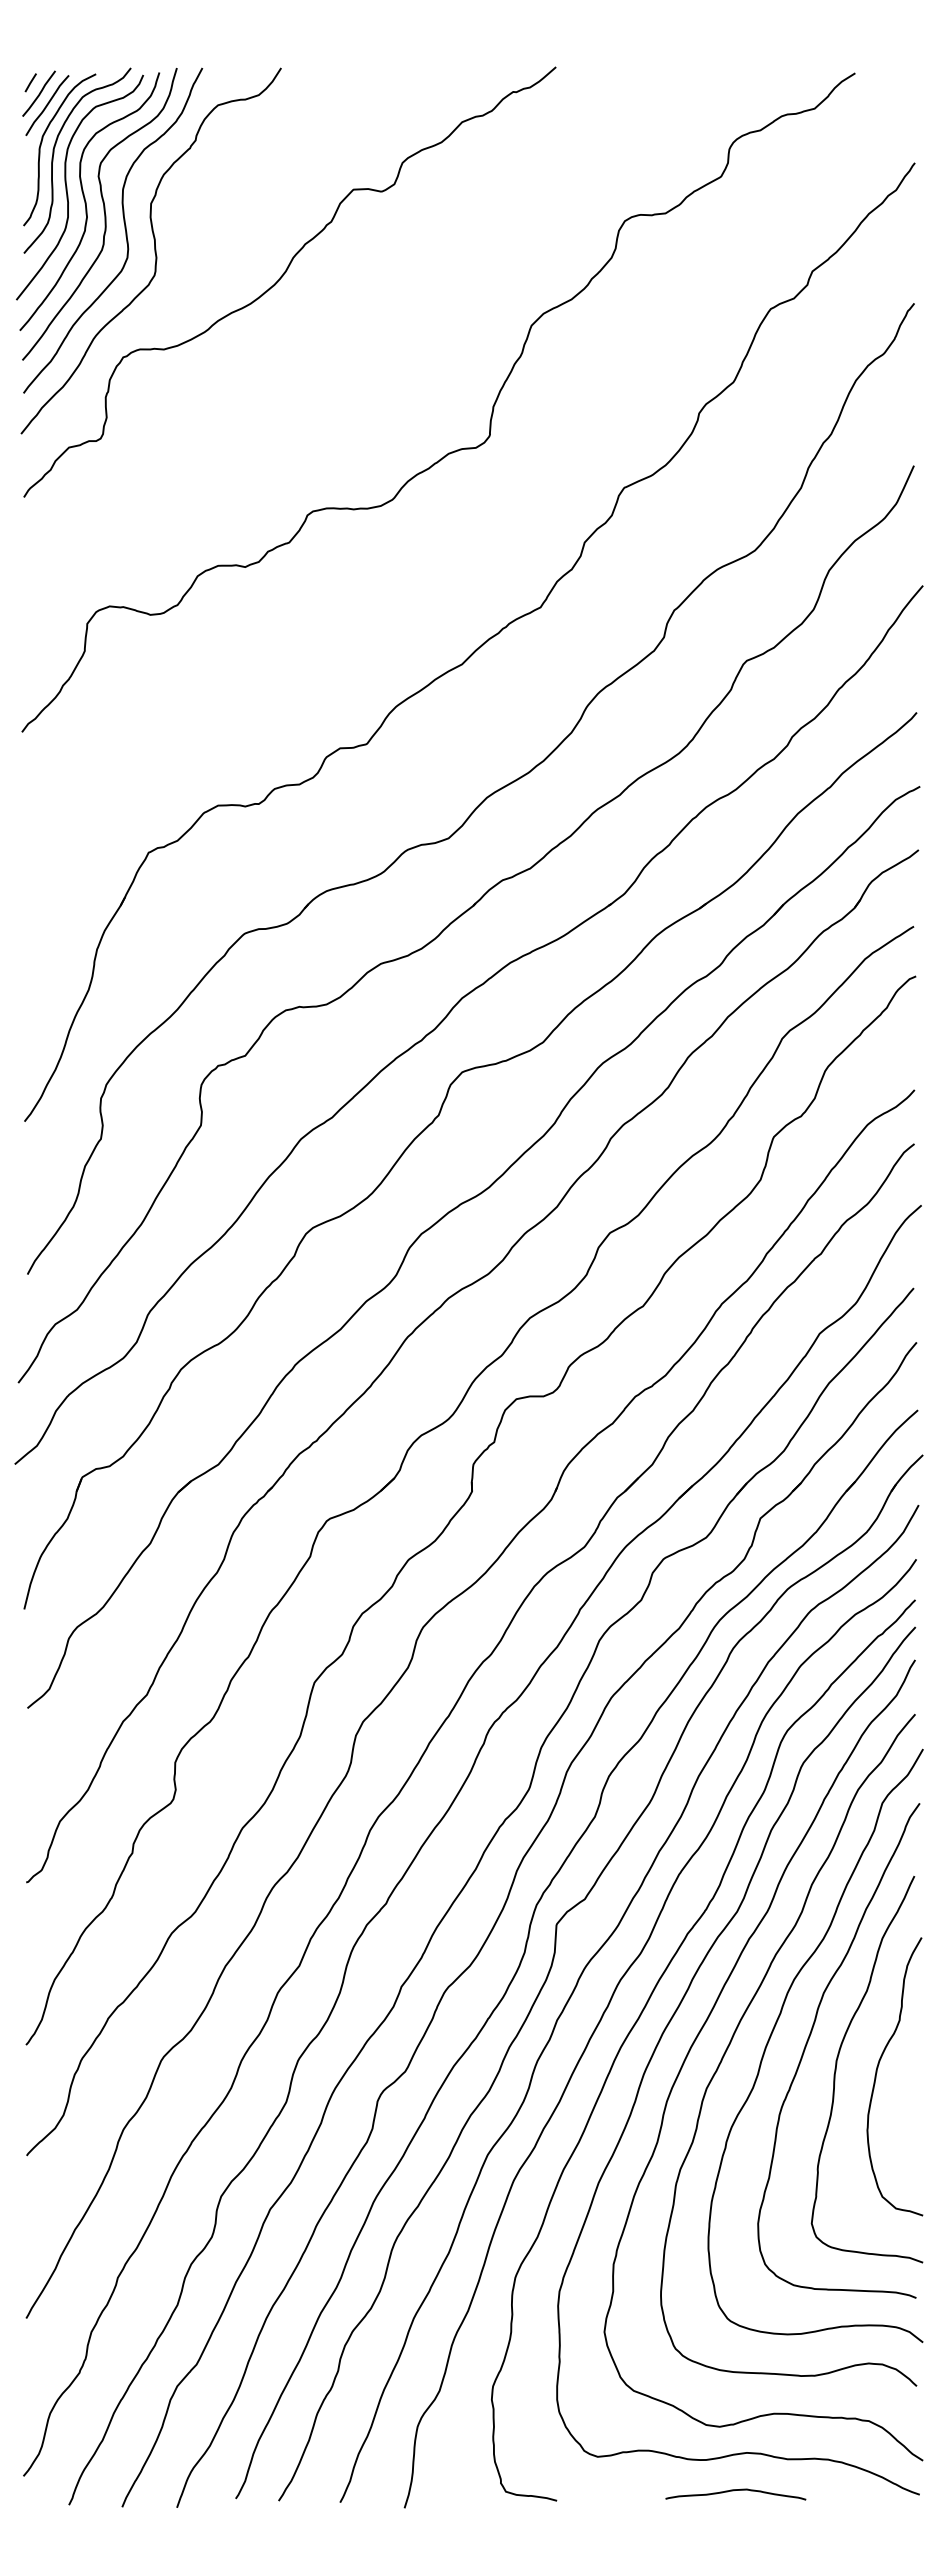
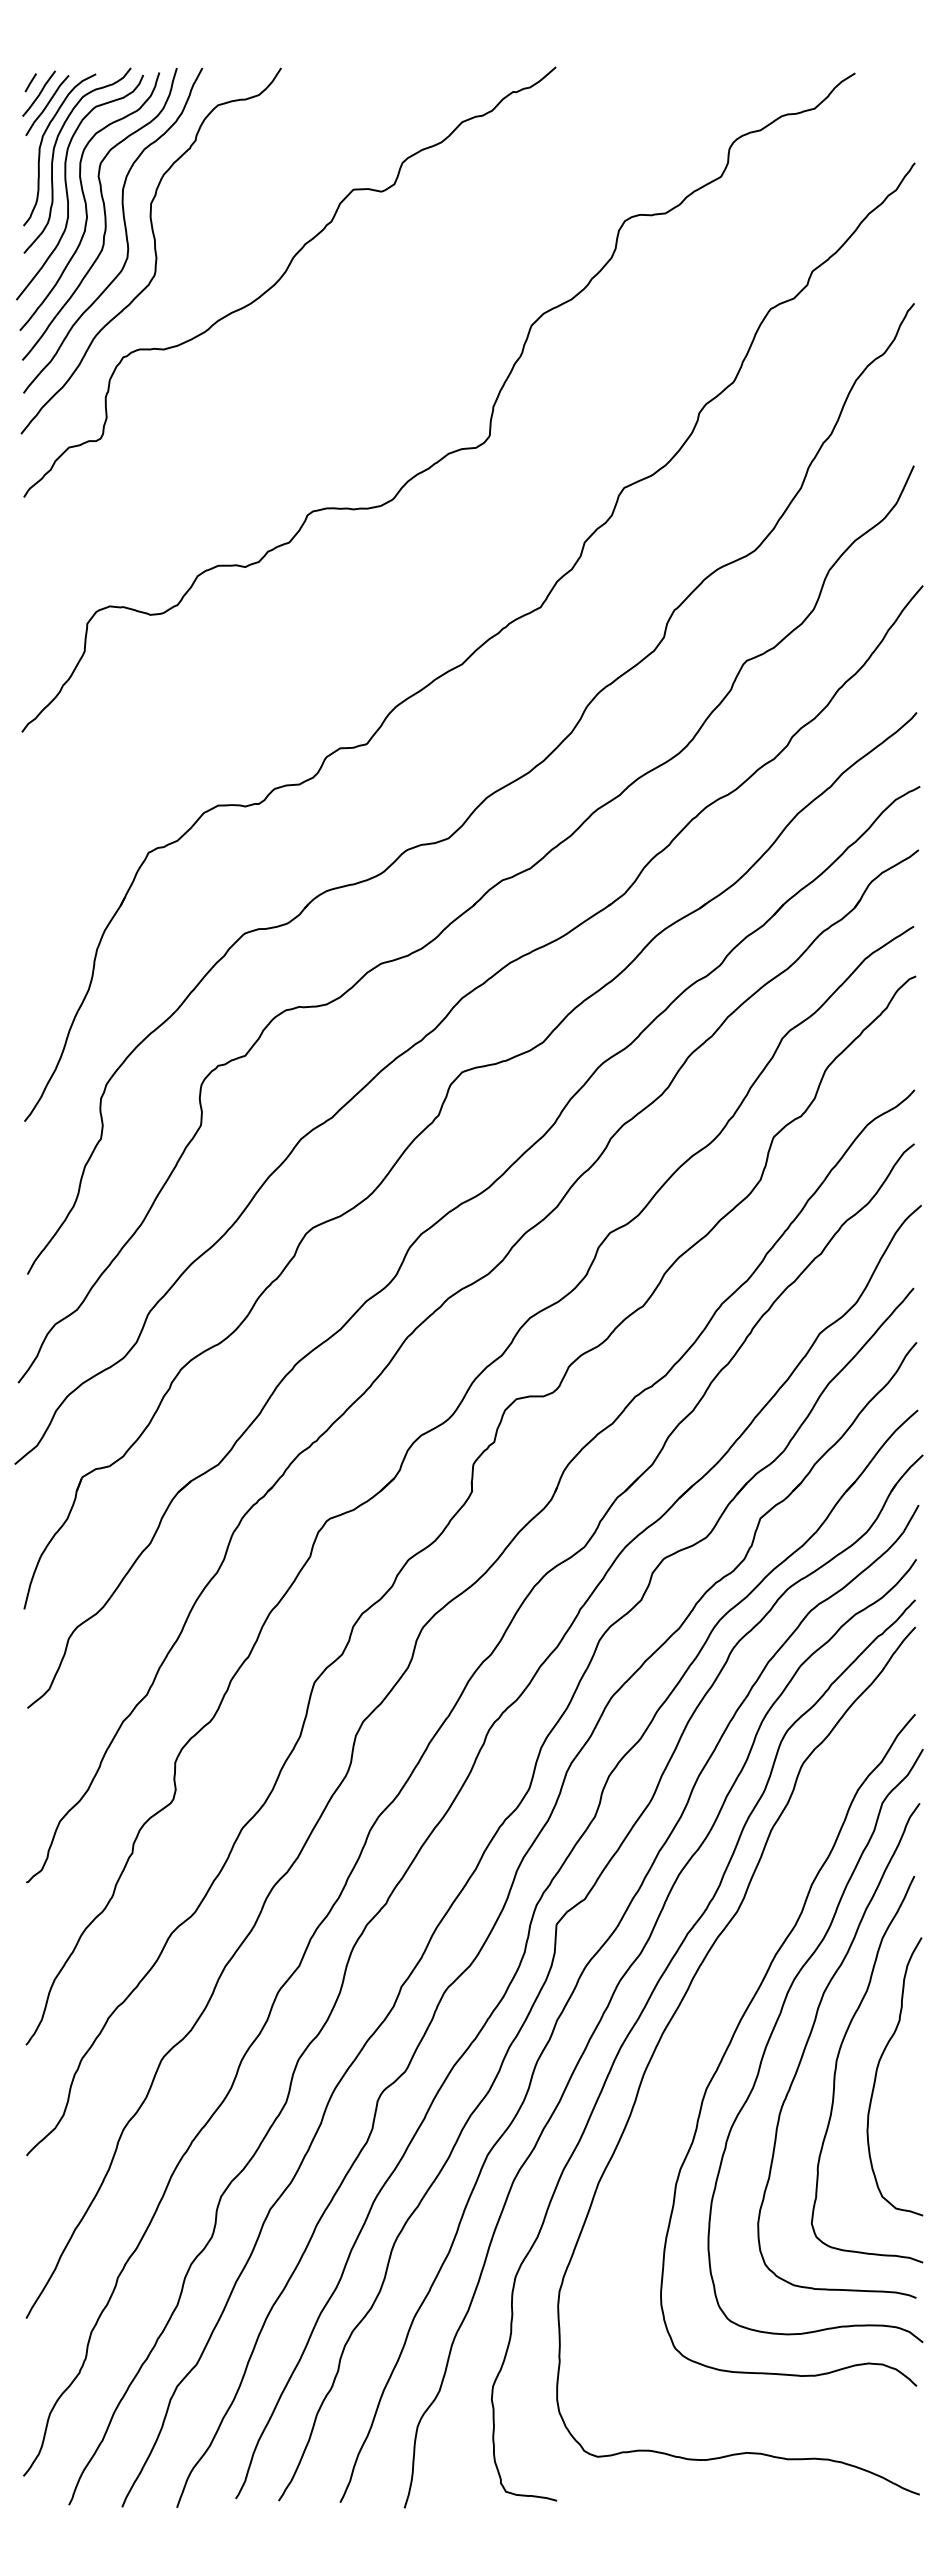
curve: present -> none (704, 2026)
curve: present -> none (733, 2491)
